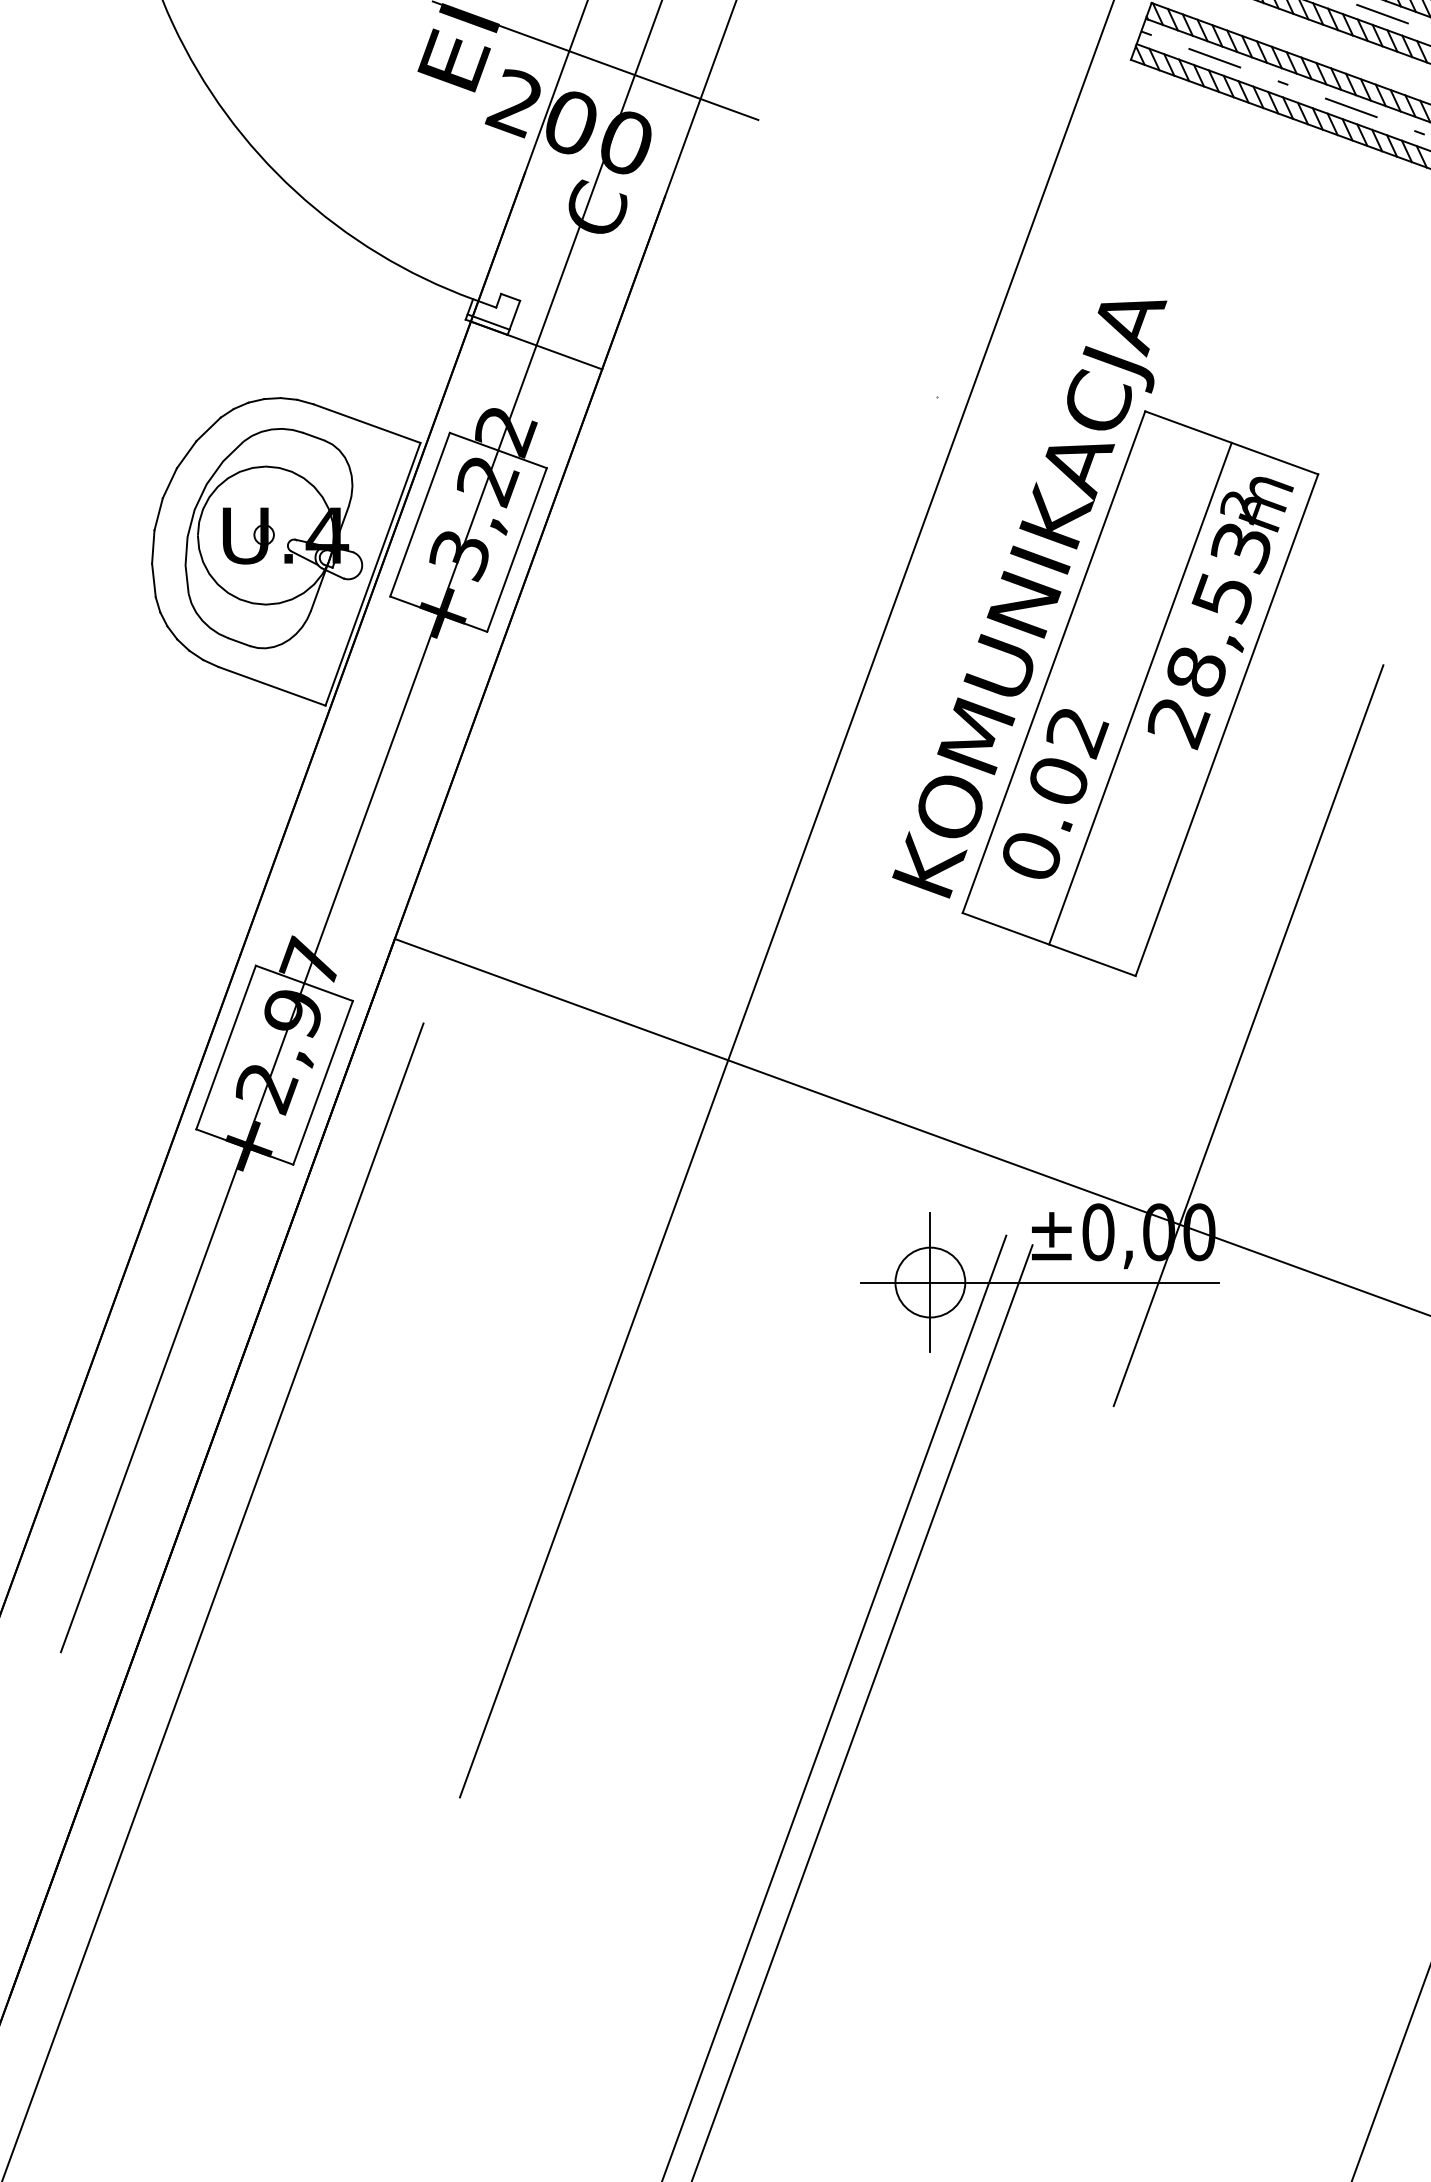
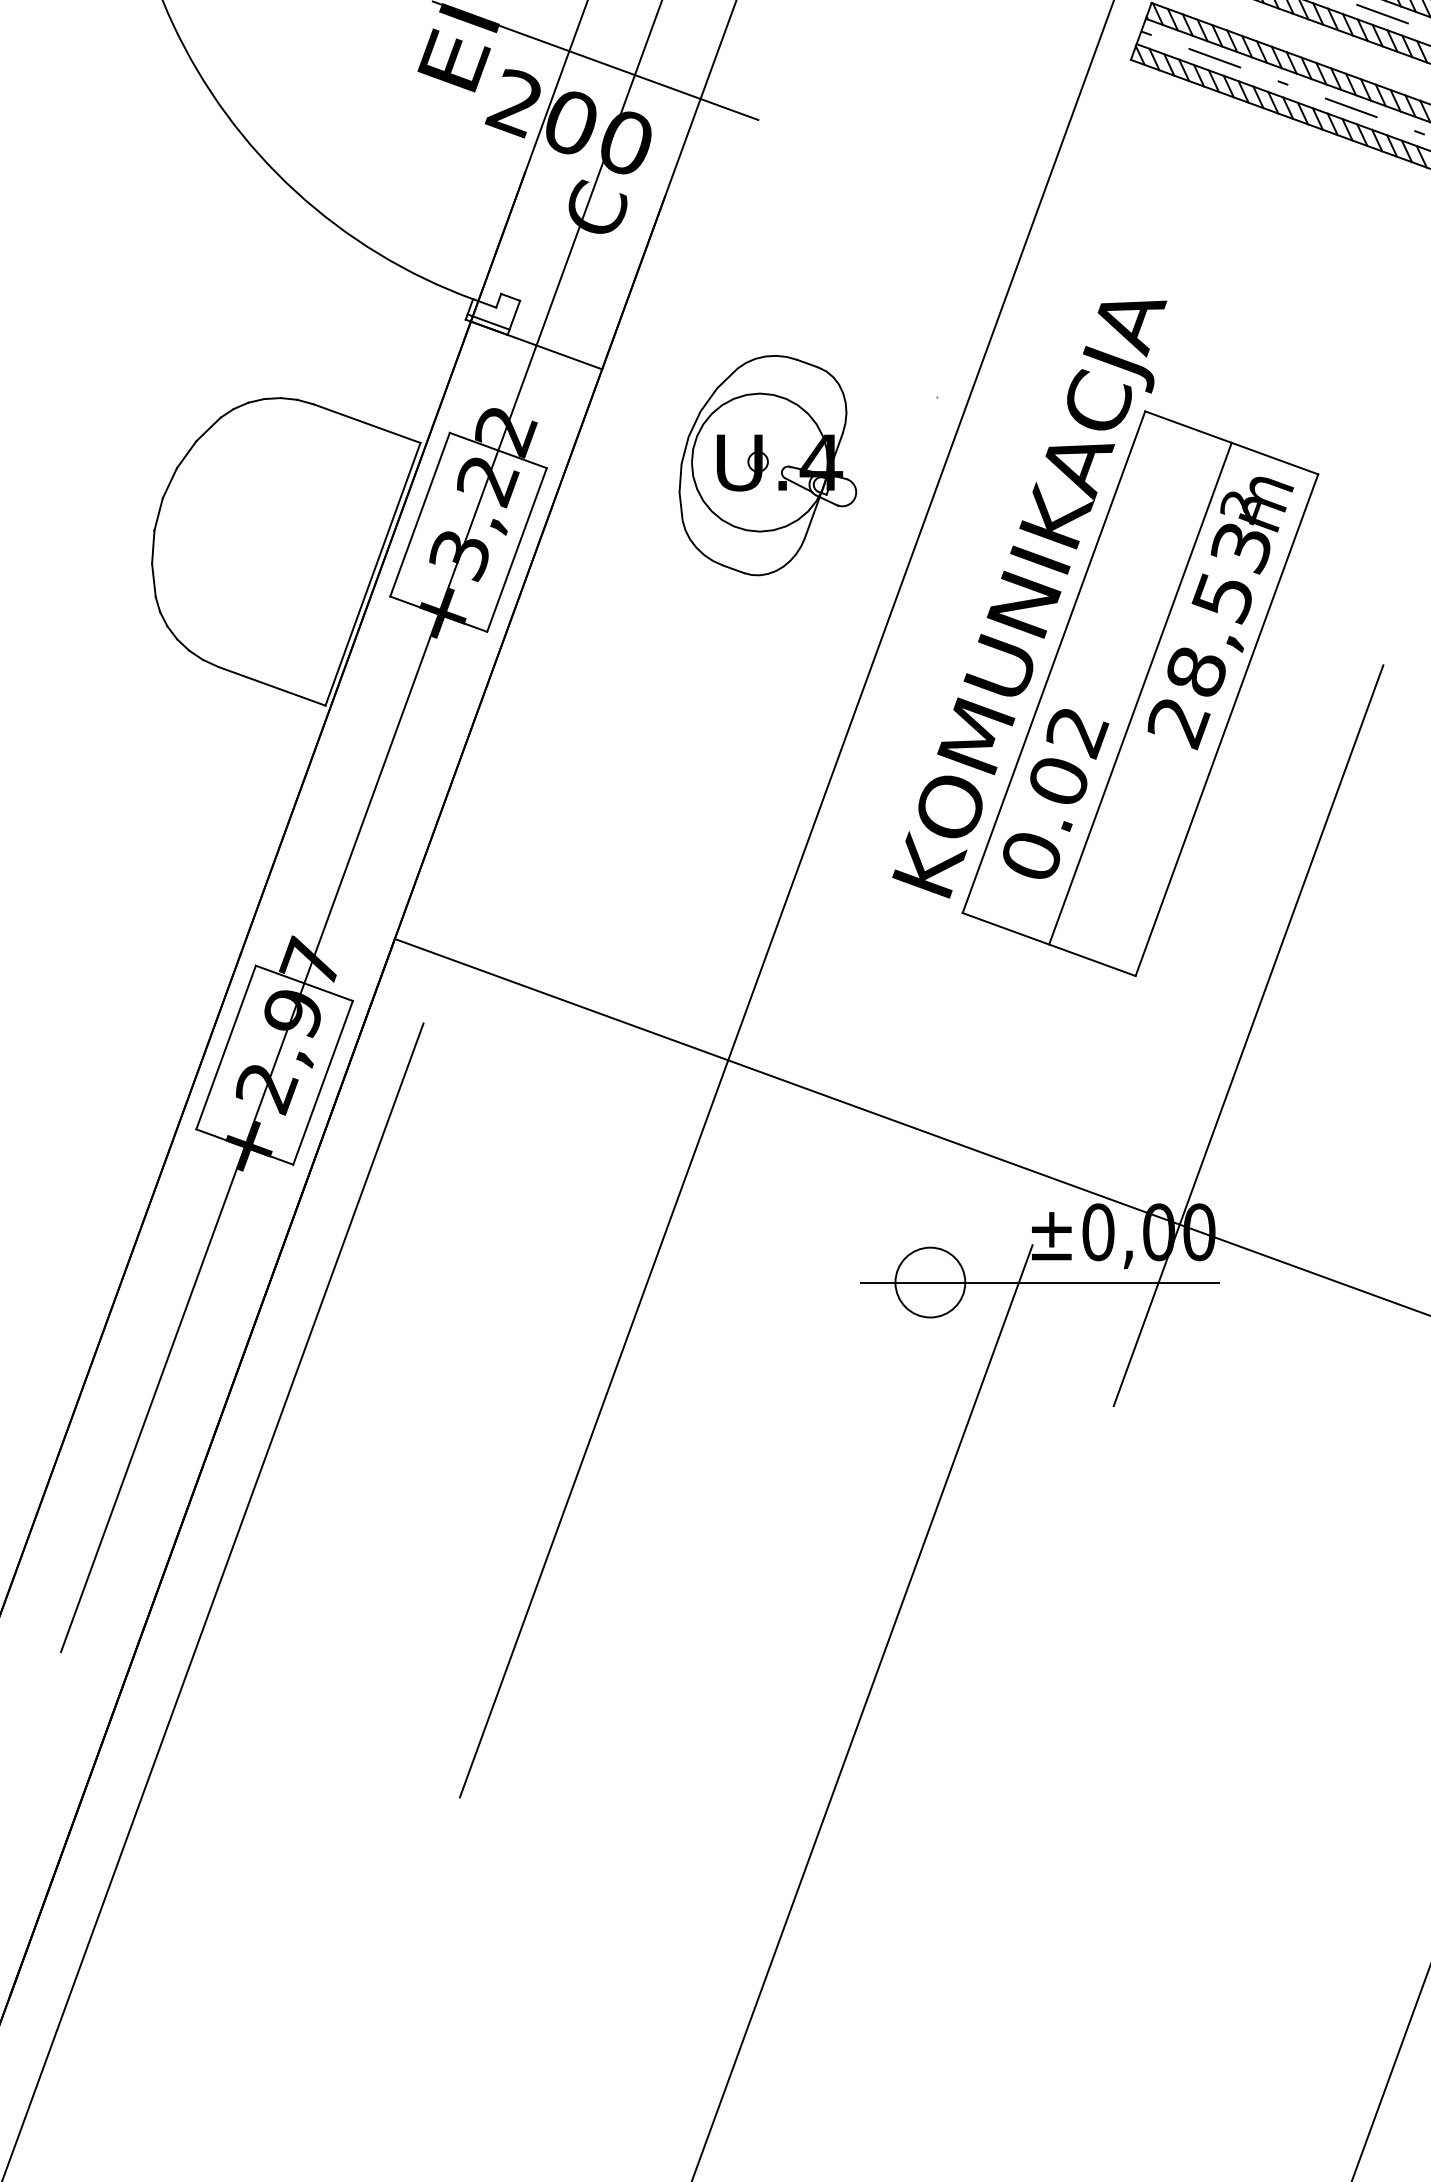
part position: (273, 538) -> (767, 465) (767, 465)
line: present -> none (930, 1282)
line: present -> none (834, 1706)
